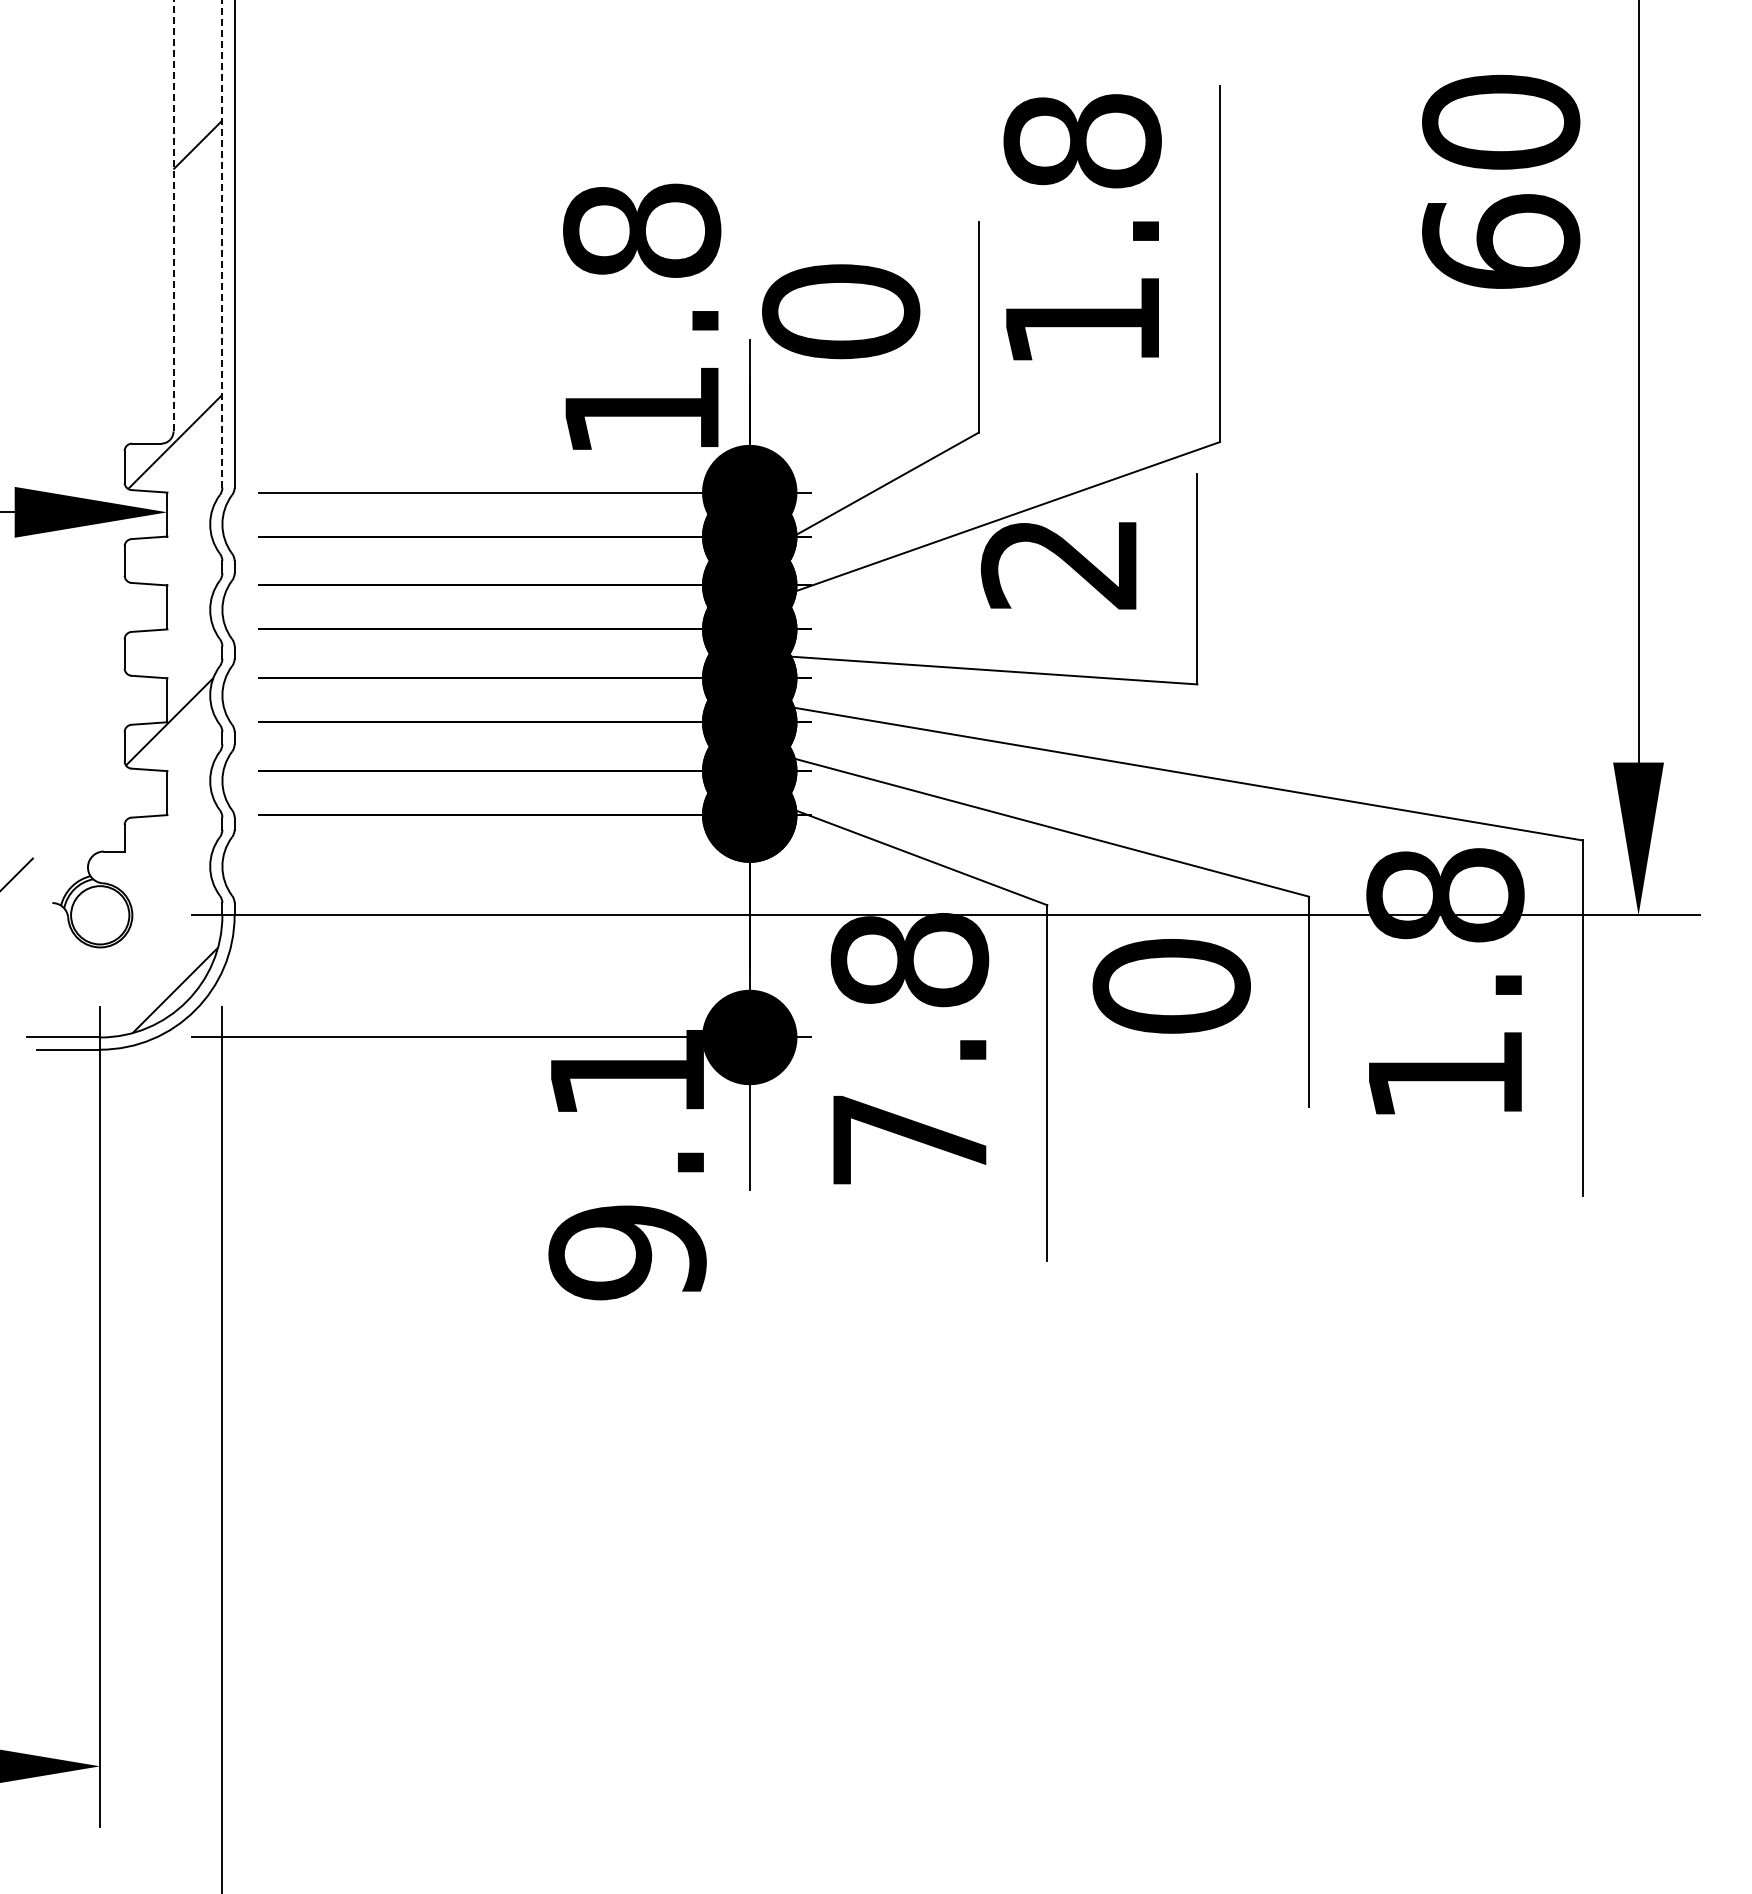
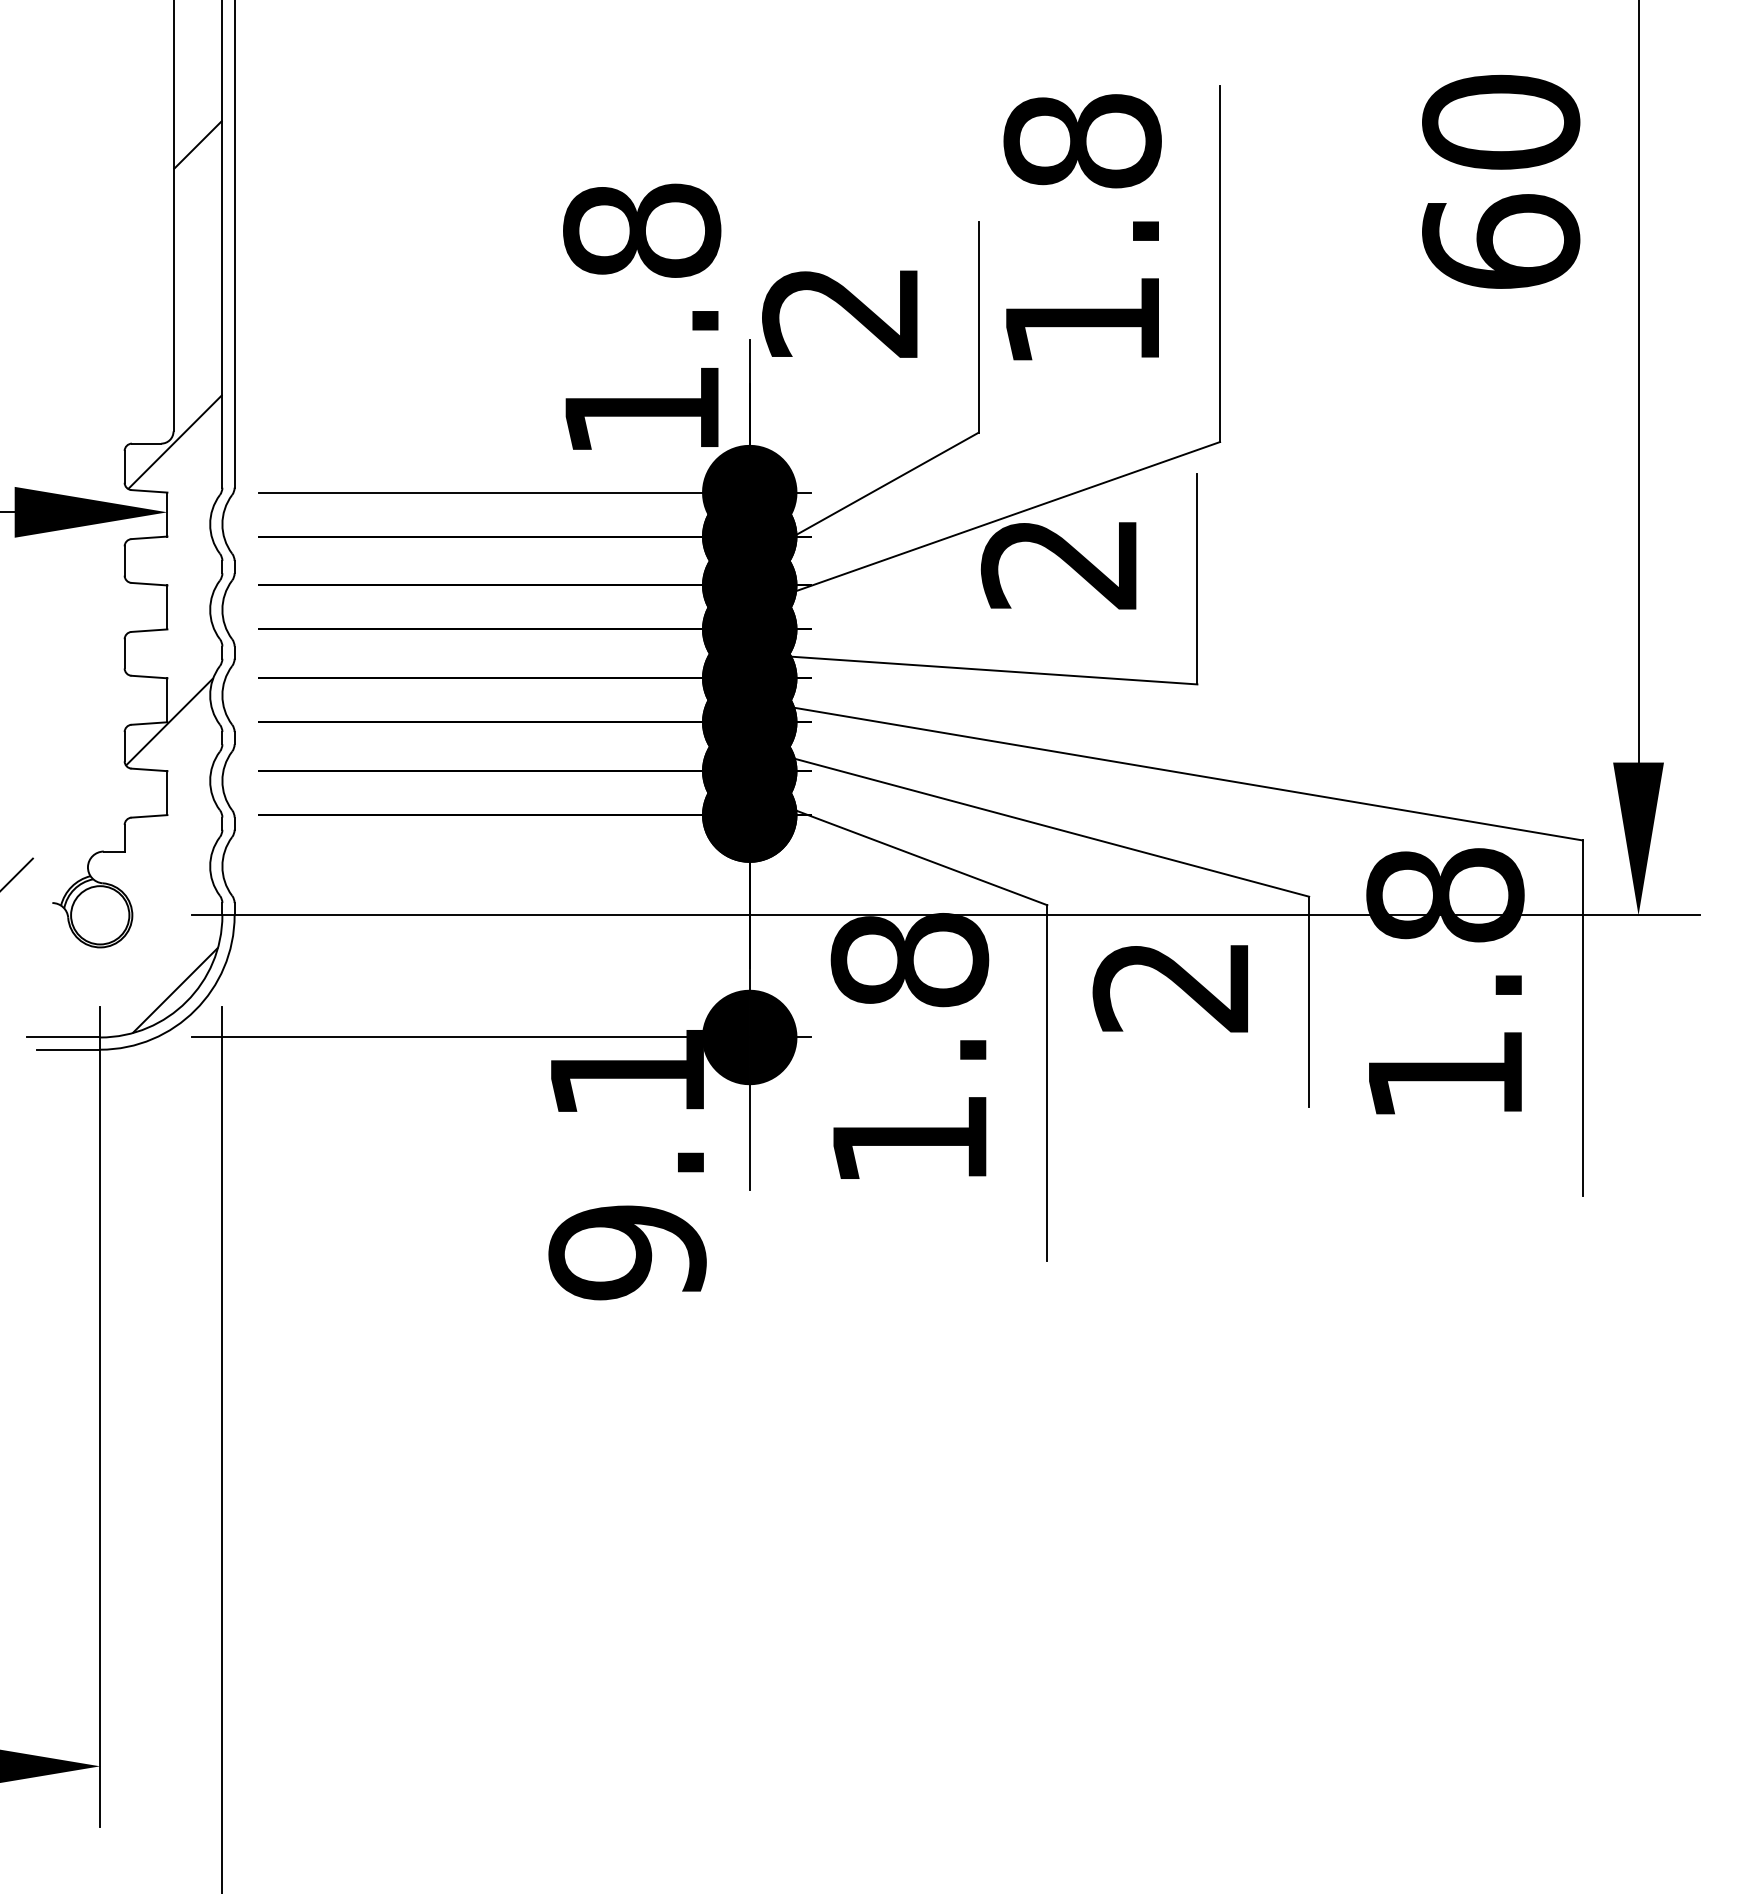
line: dashed -> solid (173, 216)
line: dashed -> solid (222, 243)
text: 0 -> 2 (841, 311)
text: 0 -> 2 (1171, 986)
text: 7.8 -> 1.8 (909, 1139)
